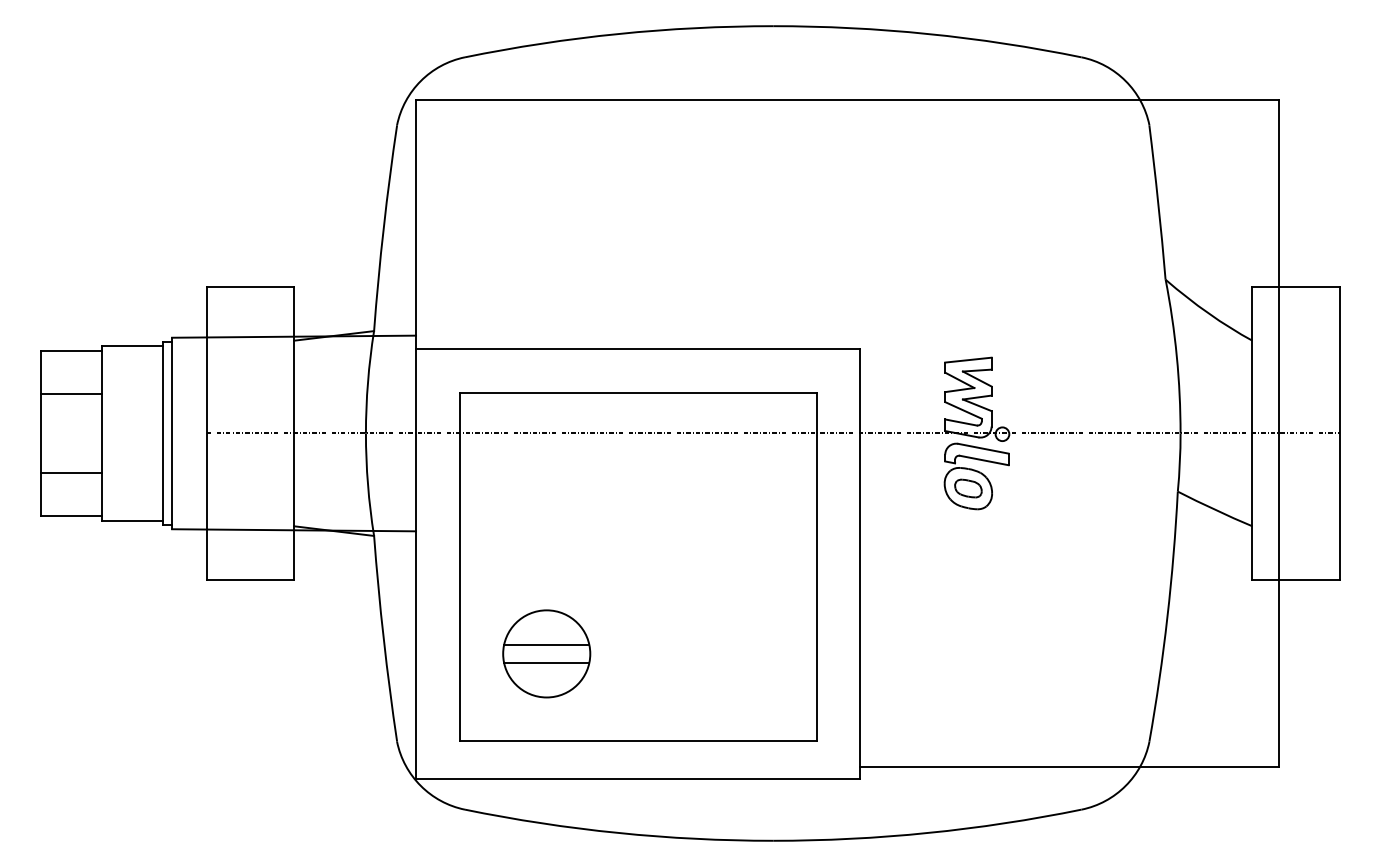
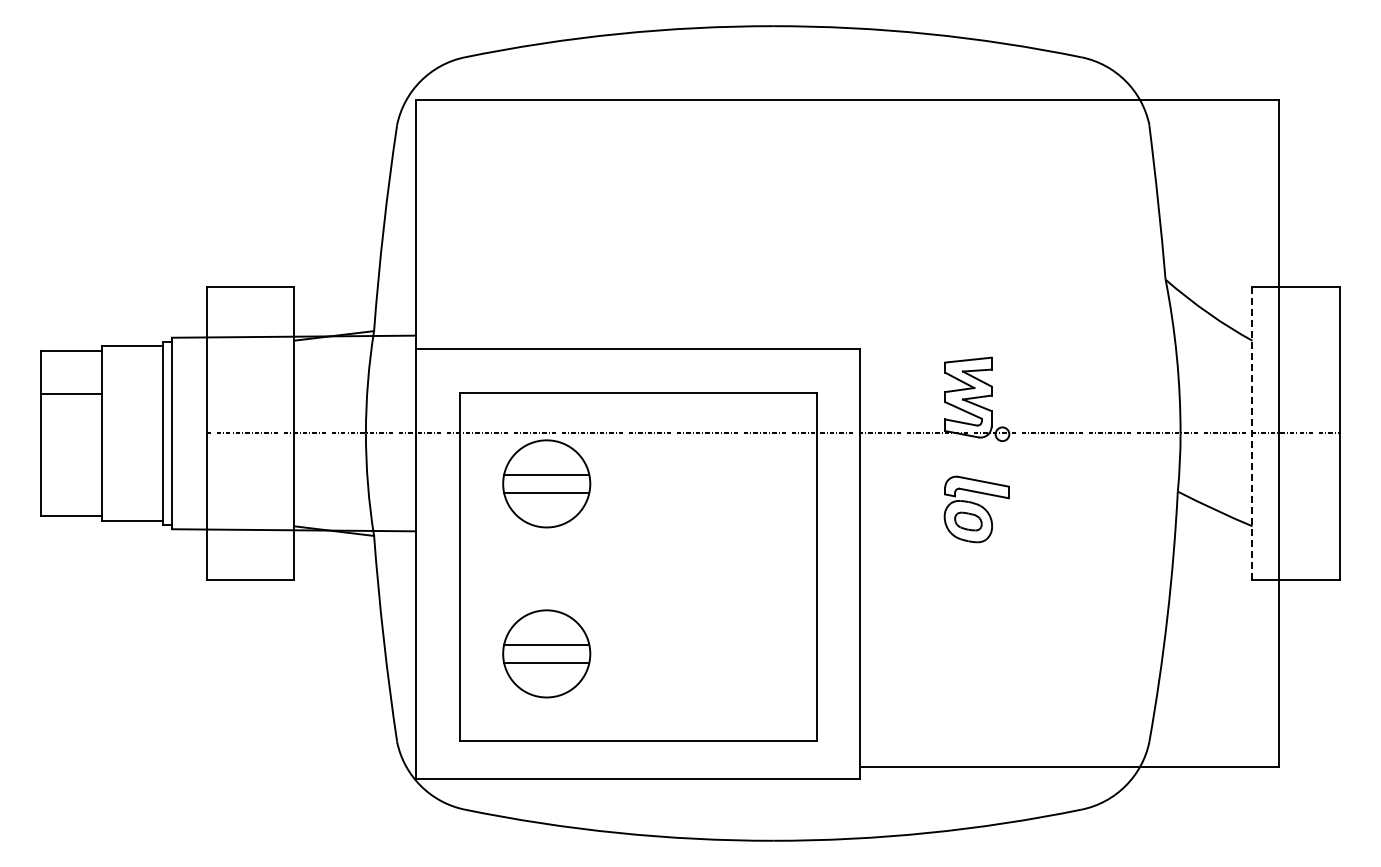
line: solid -> dashed (1252, 433)
line: present -> none (71, 472)
part position: (976, 476) -> (976, 509) (976, 509)
part: none -> present (546, 483)
